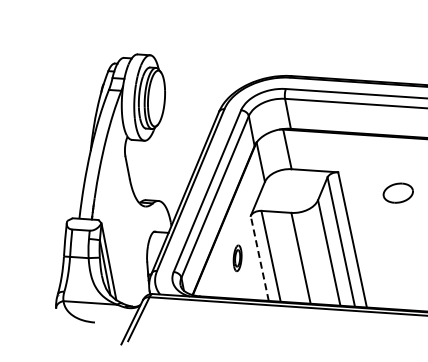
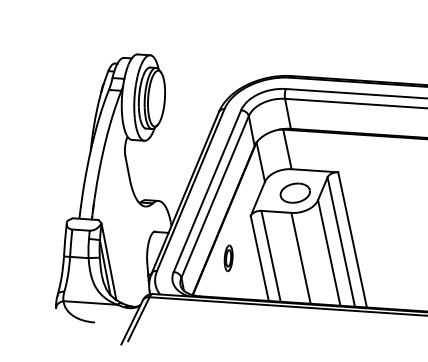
part position: (397, 192) -> (294, 192) (294, 192)
line: dashed -> solid (259, 257)
part position: (237, 258) -> (228, 258) (228, 258)
